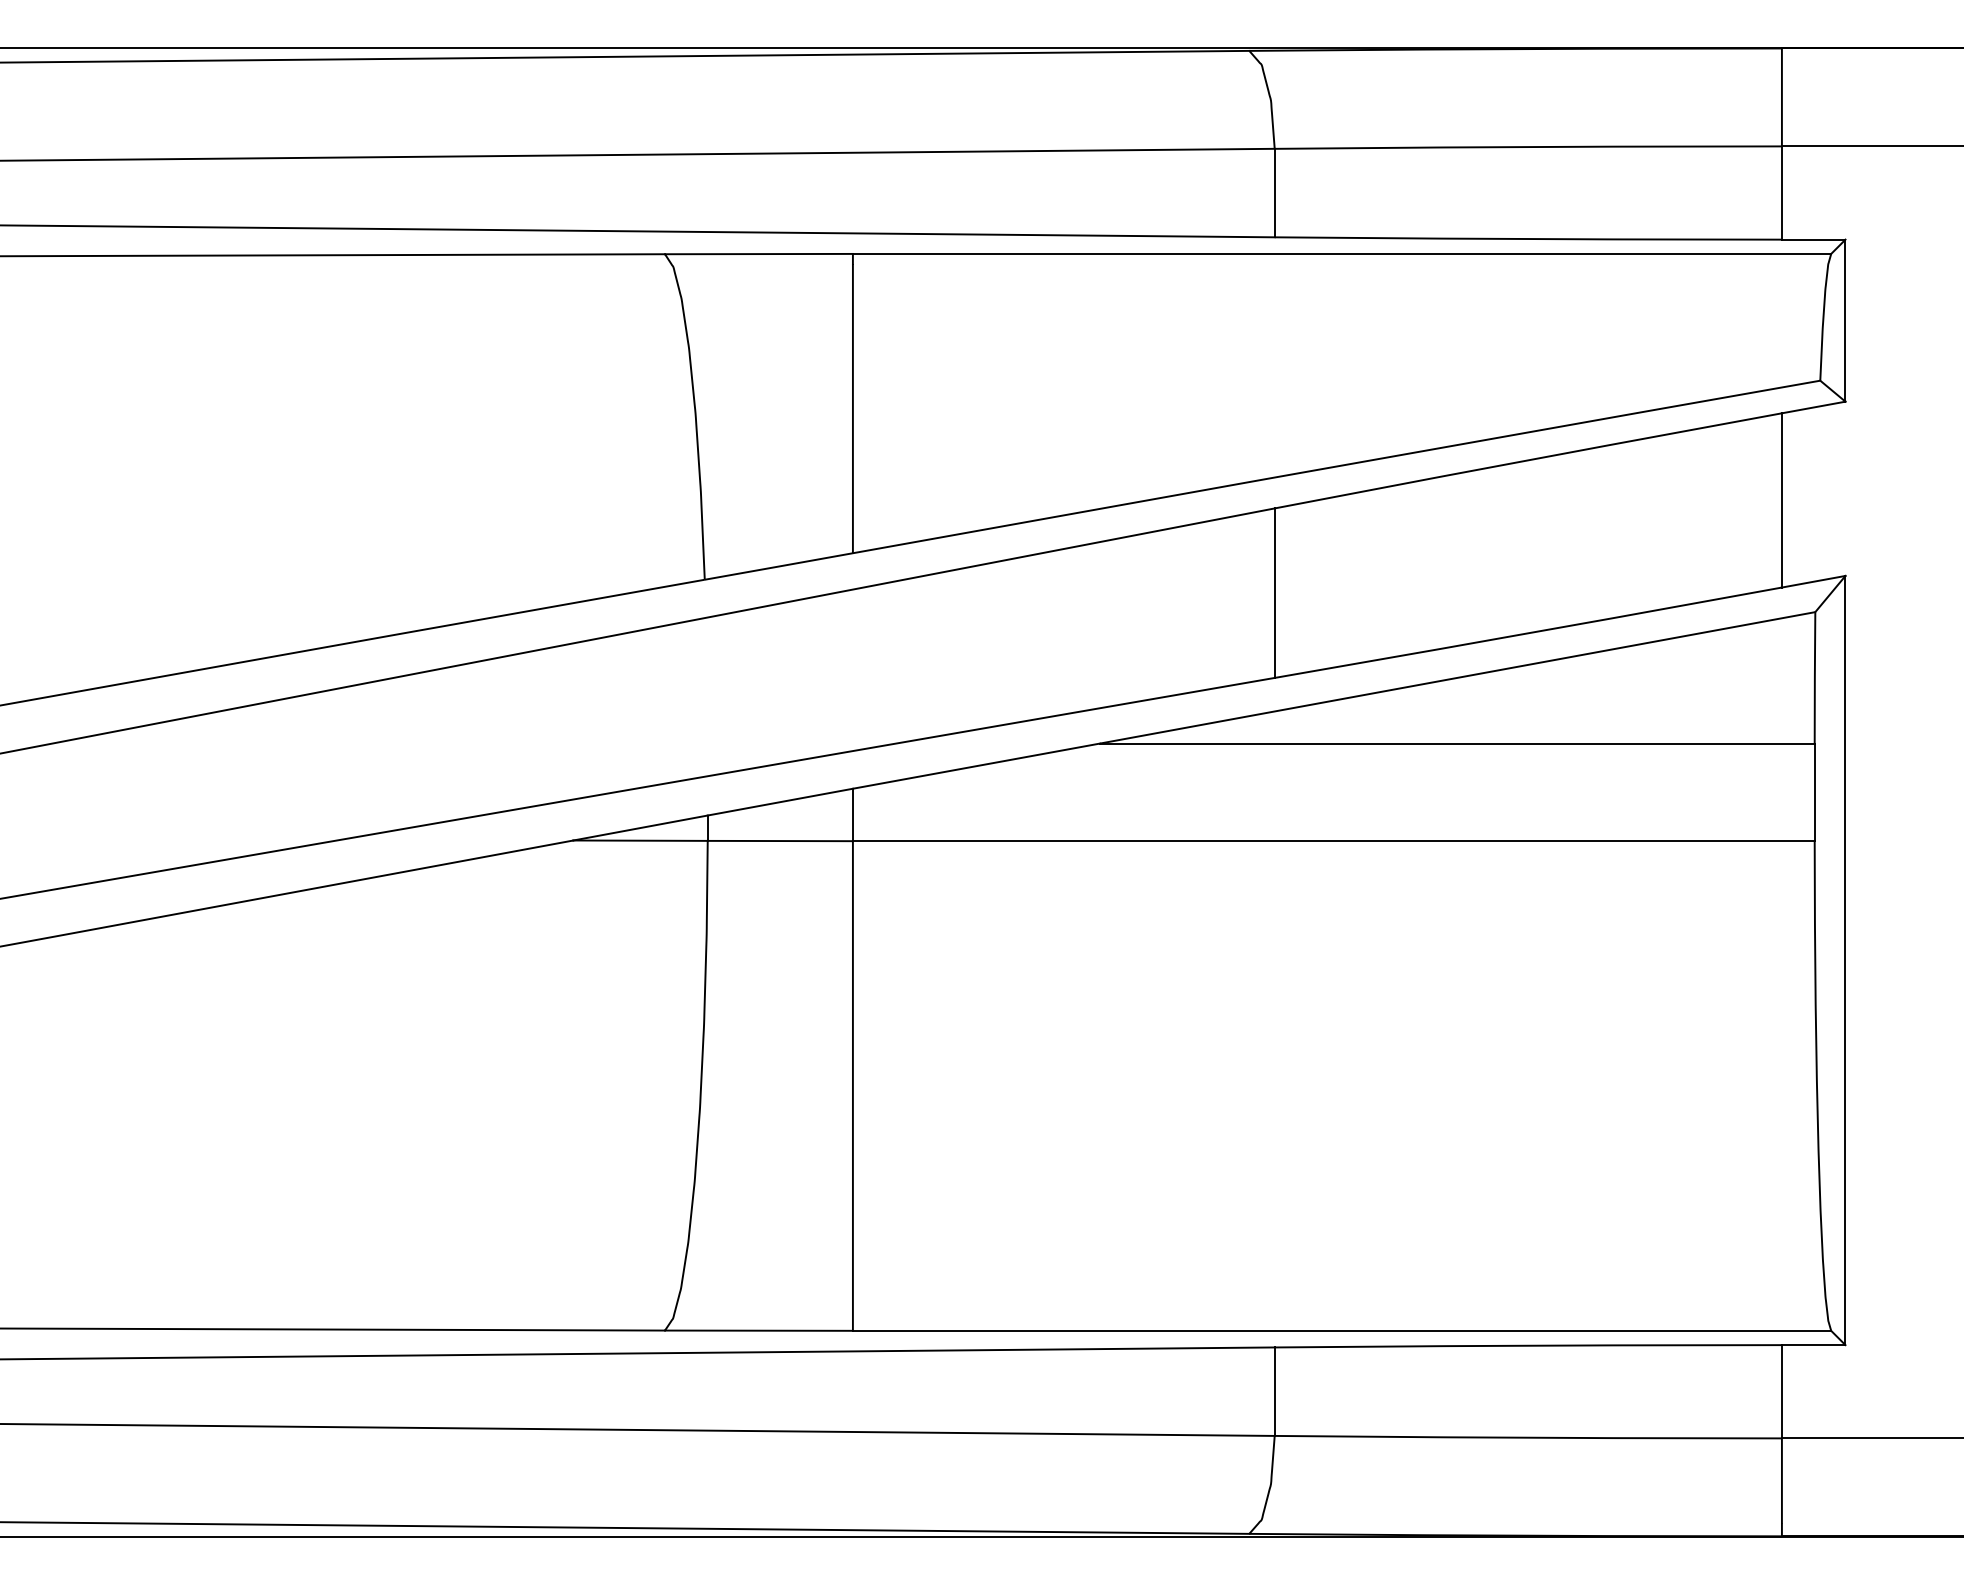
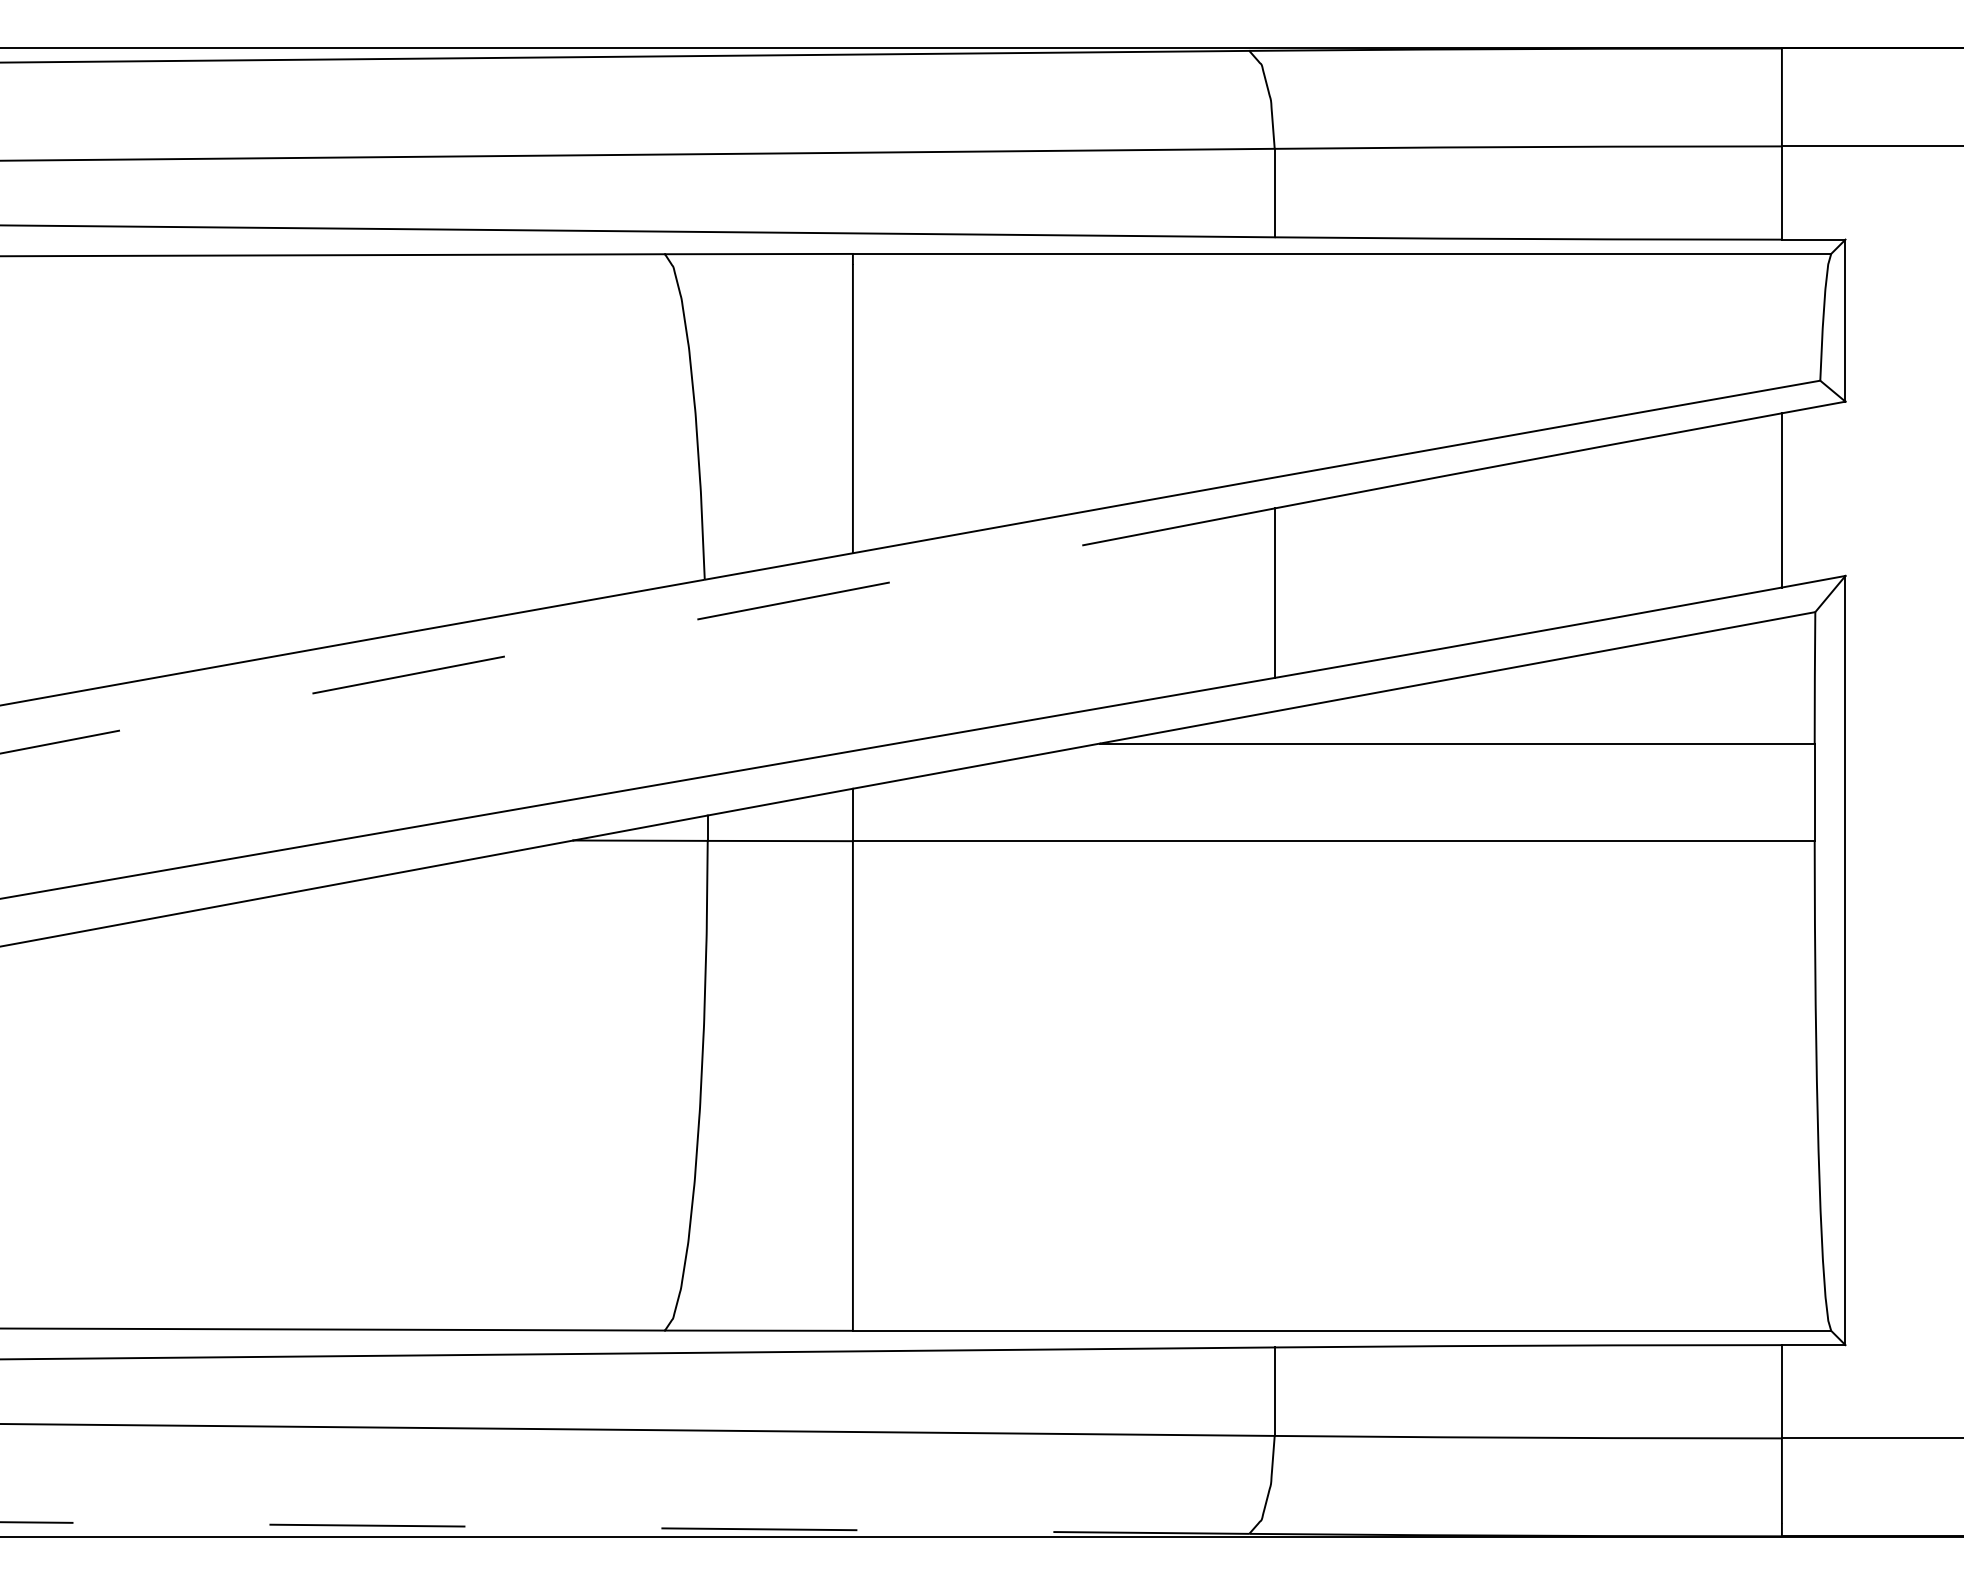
line: solid -> dashed (637, 630)
line: solid -> dashed (624, 1528)
